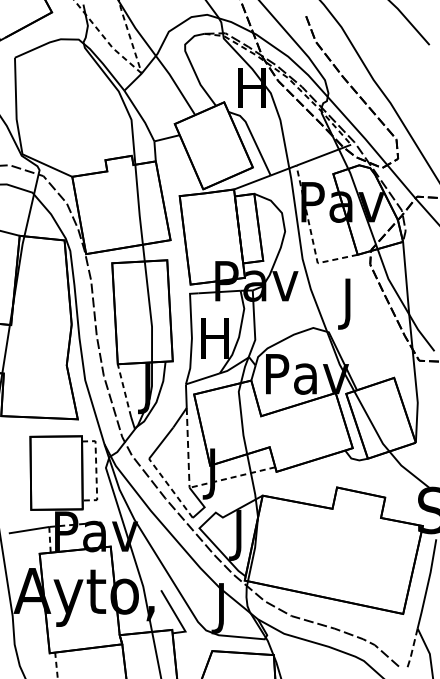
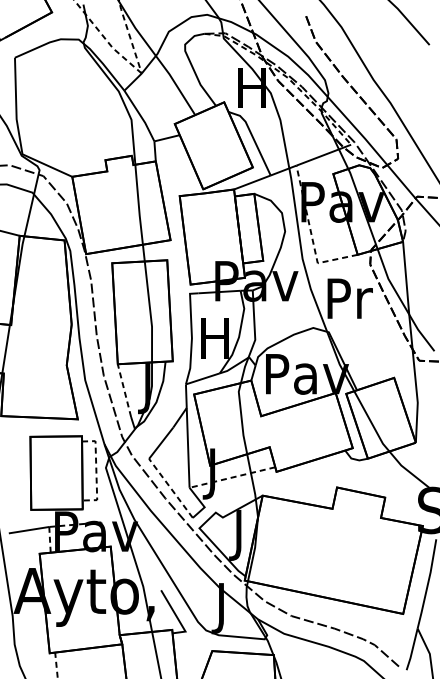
text: J -> Pr (349, 303)
line: dashed -> solid (188, 447)
line: dashed -> solid (412, 650)
